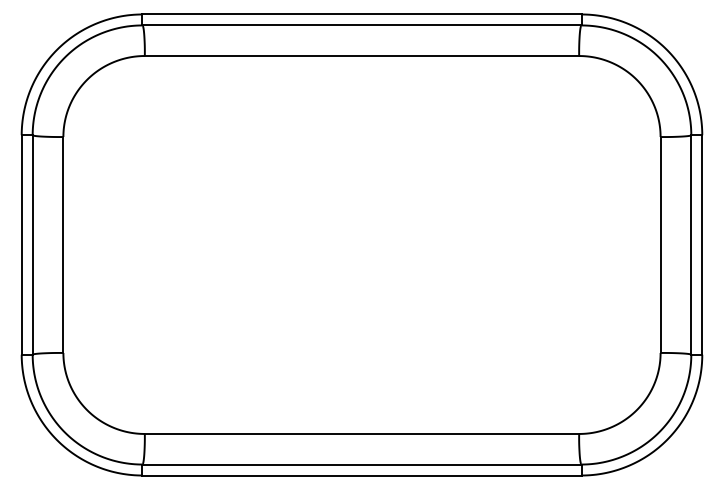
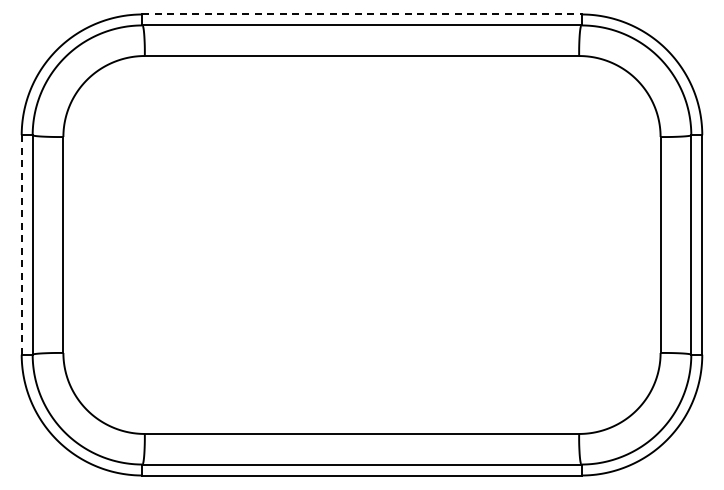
line: solid -> dashed (361, 14)
line: solid -> dashed (21, 245)
